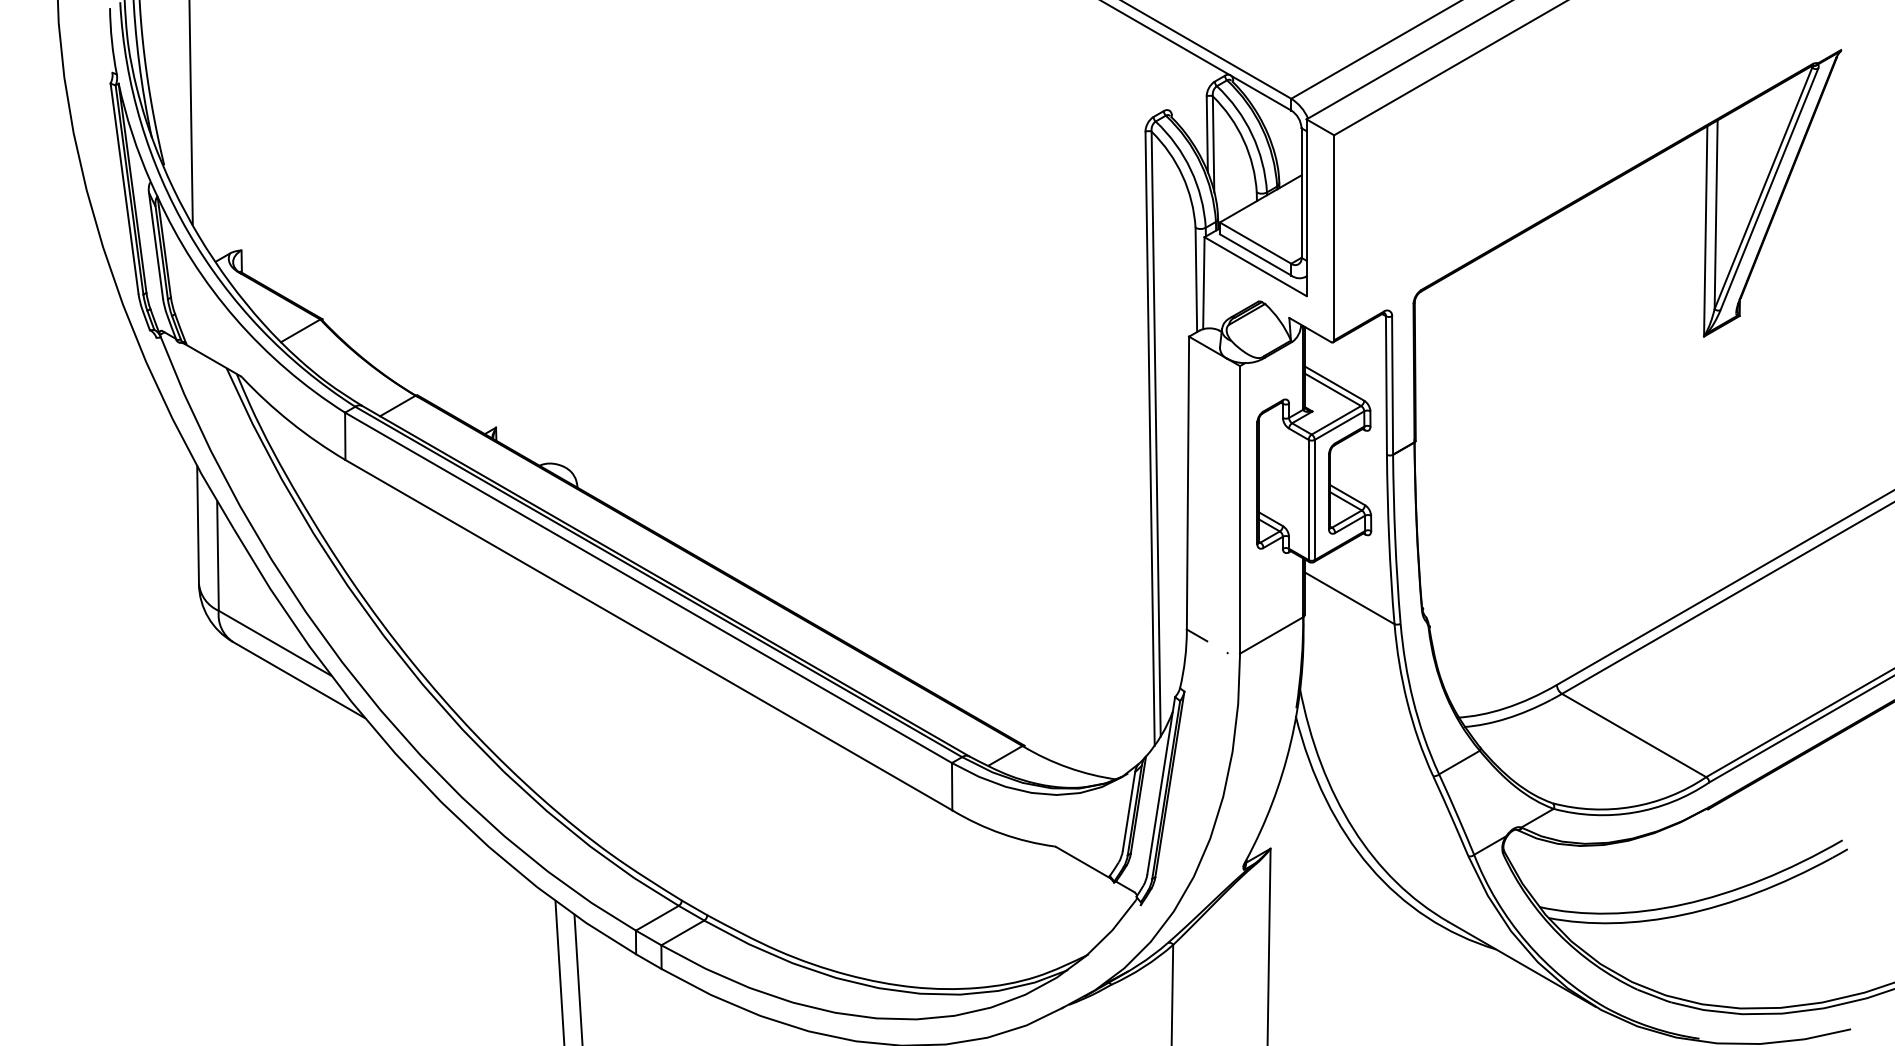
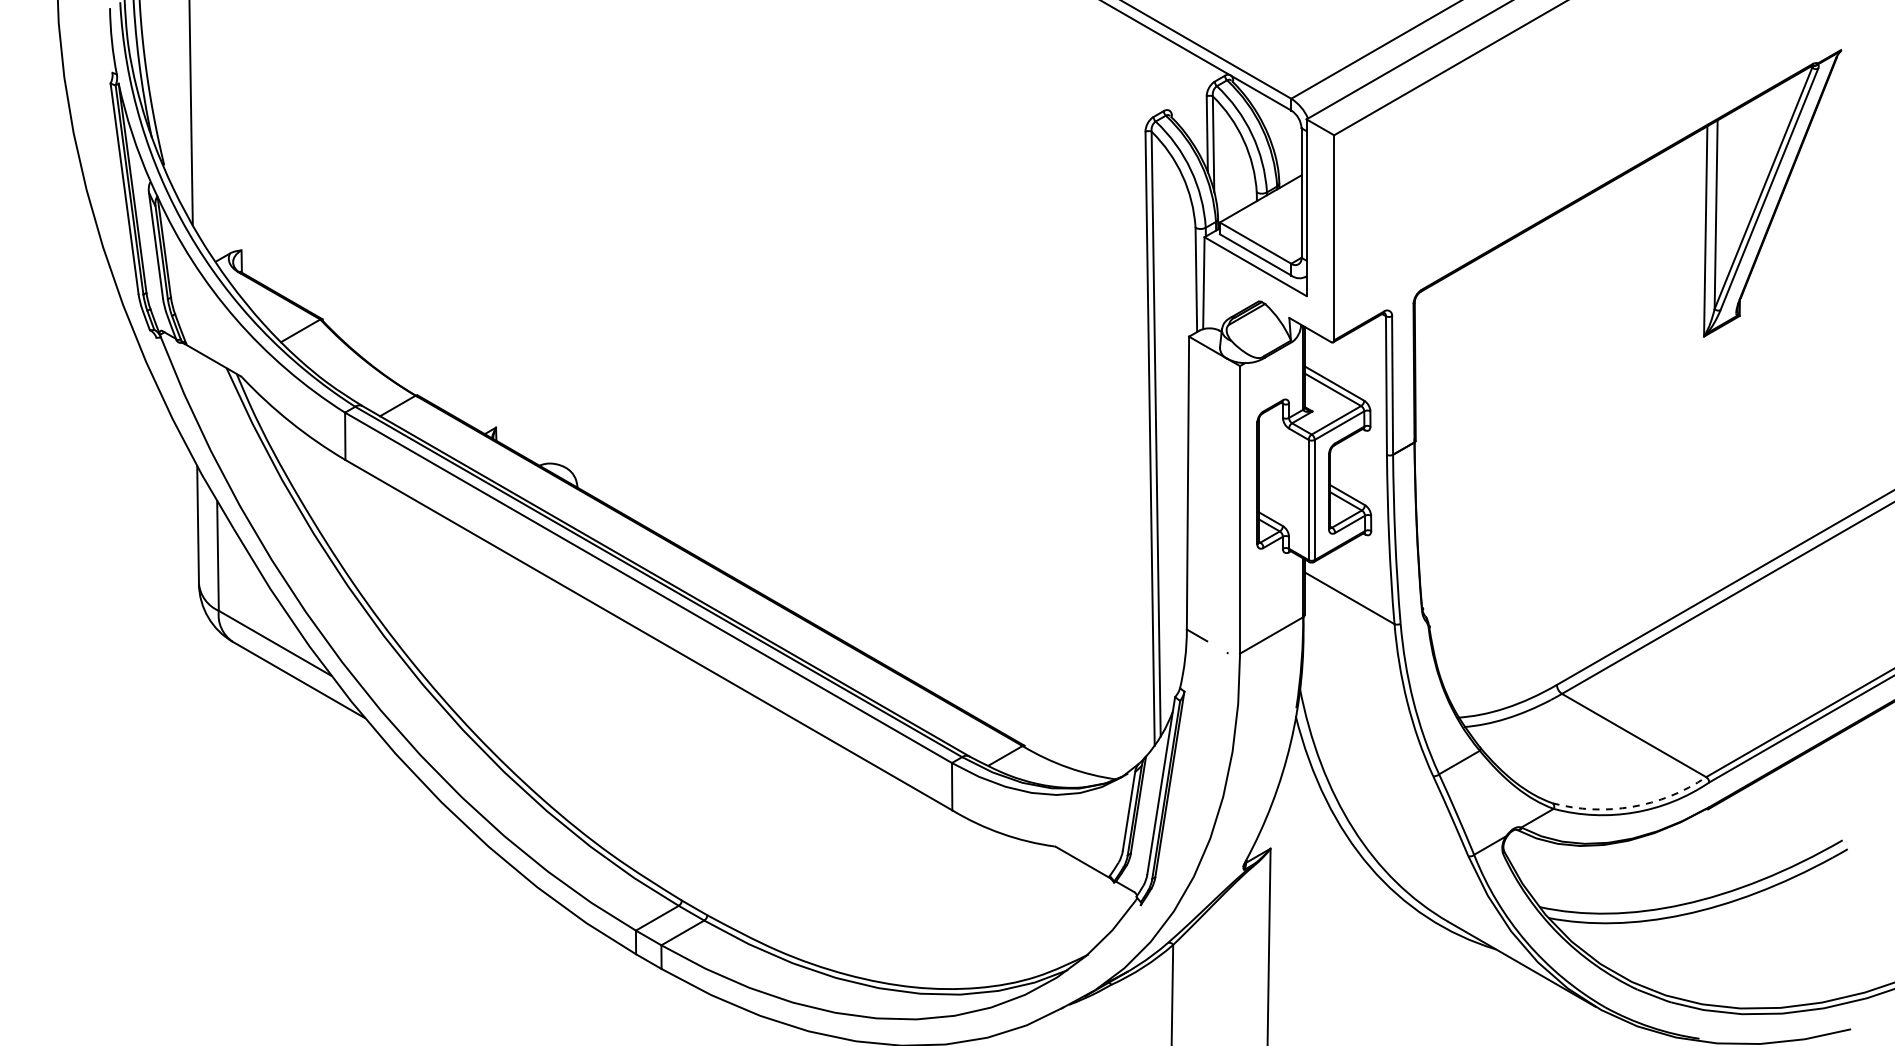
arc: solid -> dashed (1632, 806)
line: present -> none (559, 971)
line: present -> none (578, 978)
